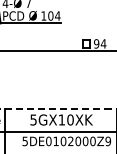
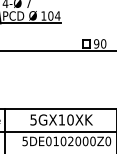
text: 94 -> 90 (103, 43)
line: dashed -> solid (58, 108)
text: 5DE0102000Z9 -> 5DE0102000Z0 (107, 141)
